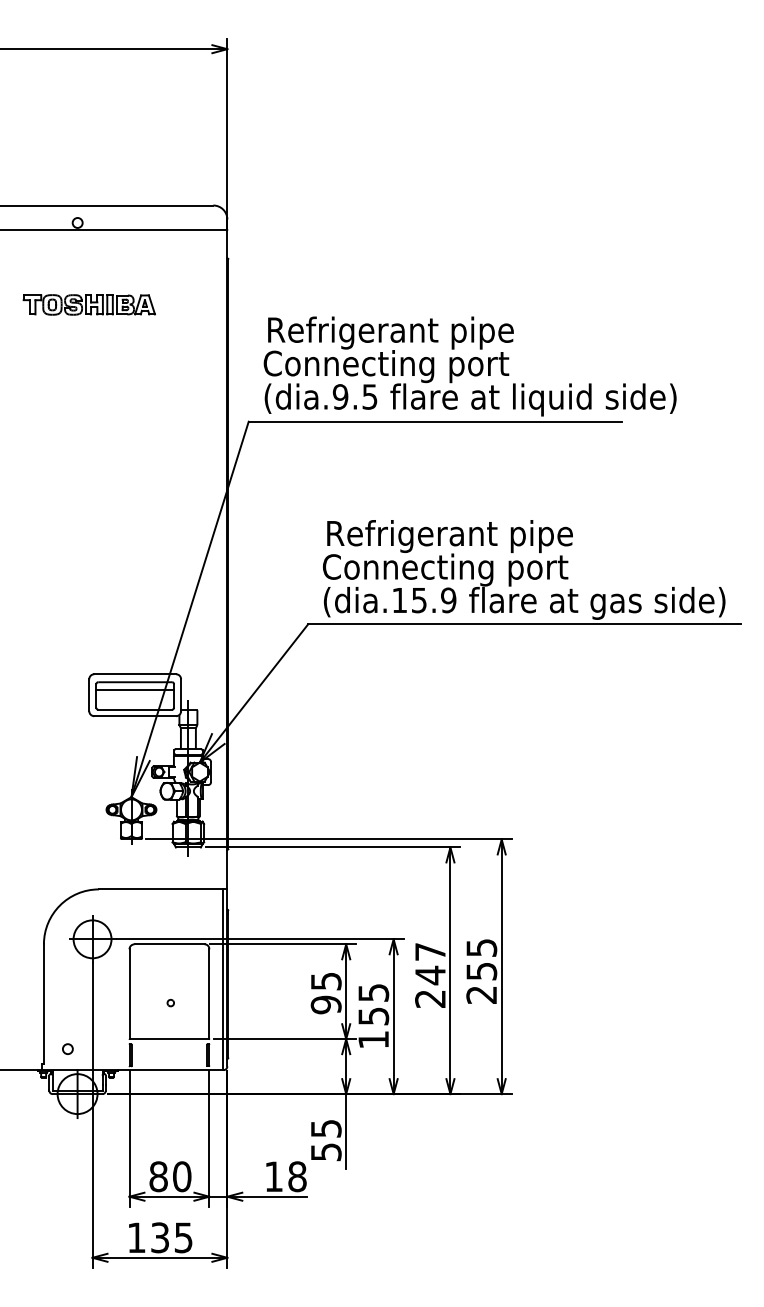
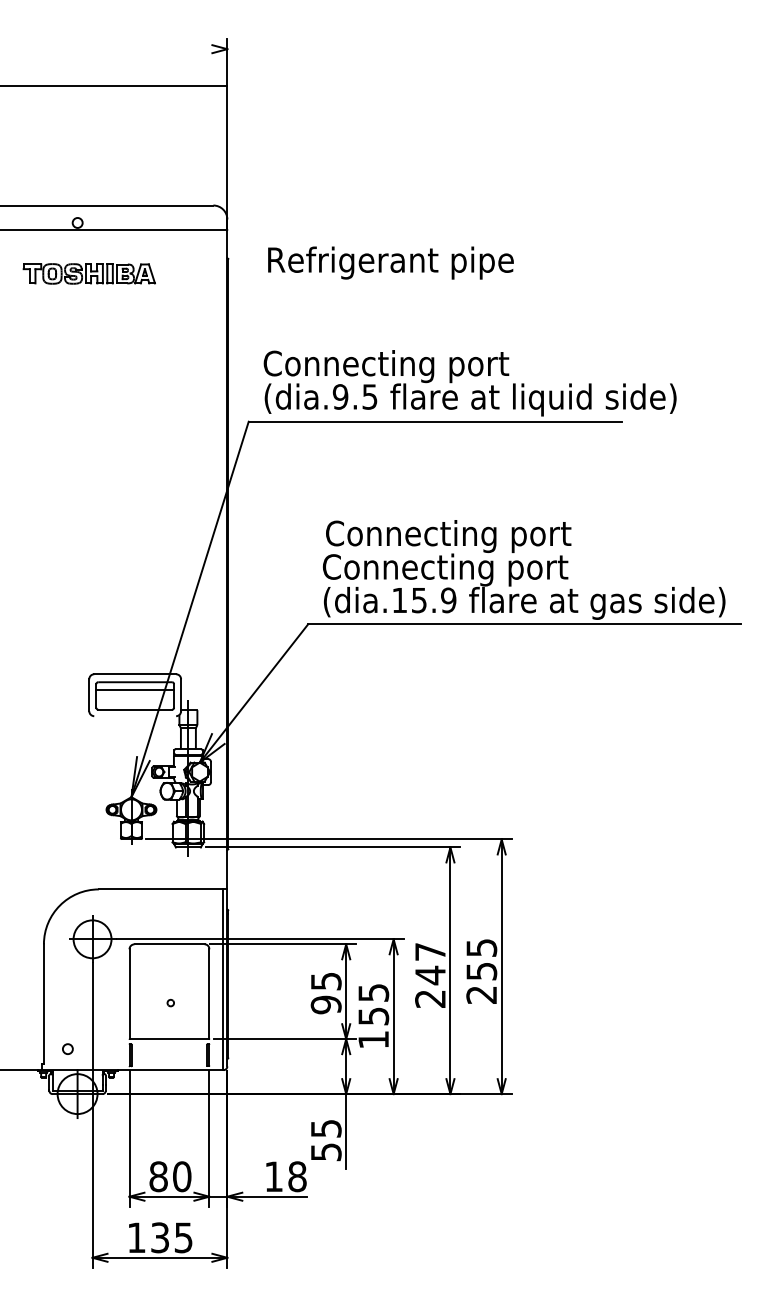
line position: (114, 49) -> (114, 86) (114, 86)
part position: (88, 304) -> (88, 273) (88, 273)
text position: (390, 332) -> (390, 262) (390, 262)
text: Refrigerant pipe -> Connecting port (449, 536)
line: present -> none (135, 716)
